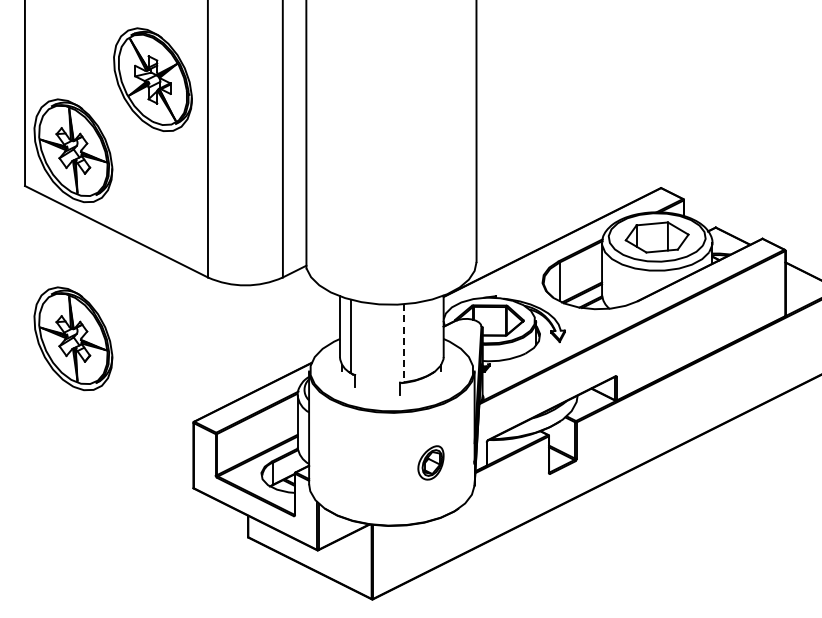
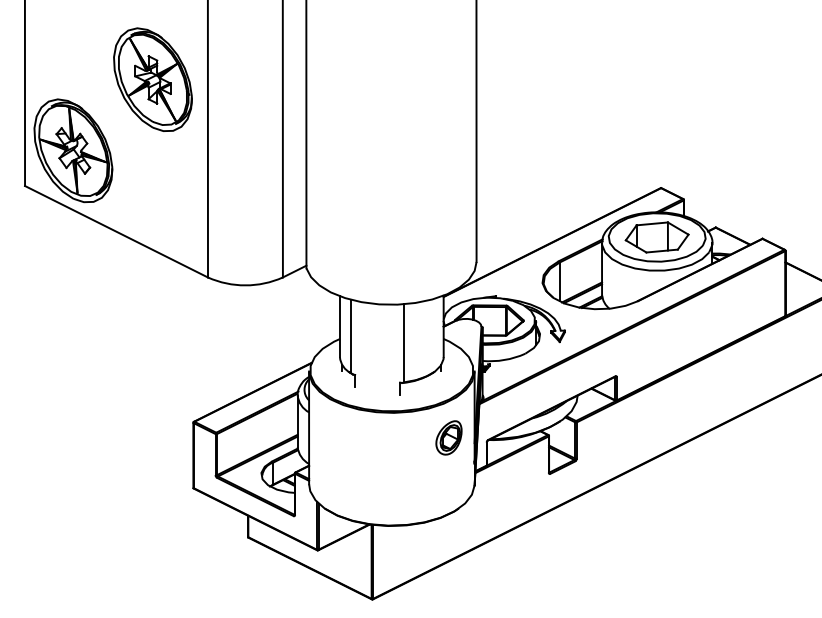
part: present -> none (73, 338)
line: dashed -> solid (404, 343)
part position: (430, 462) -> (448, 437) (448, 437)
